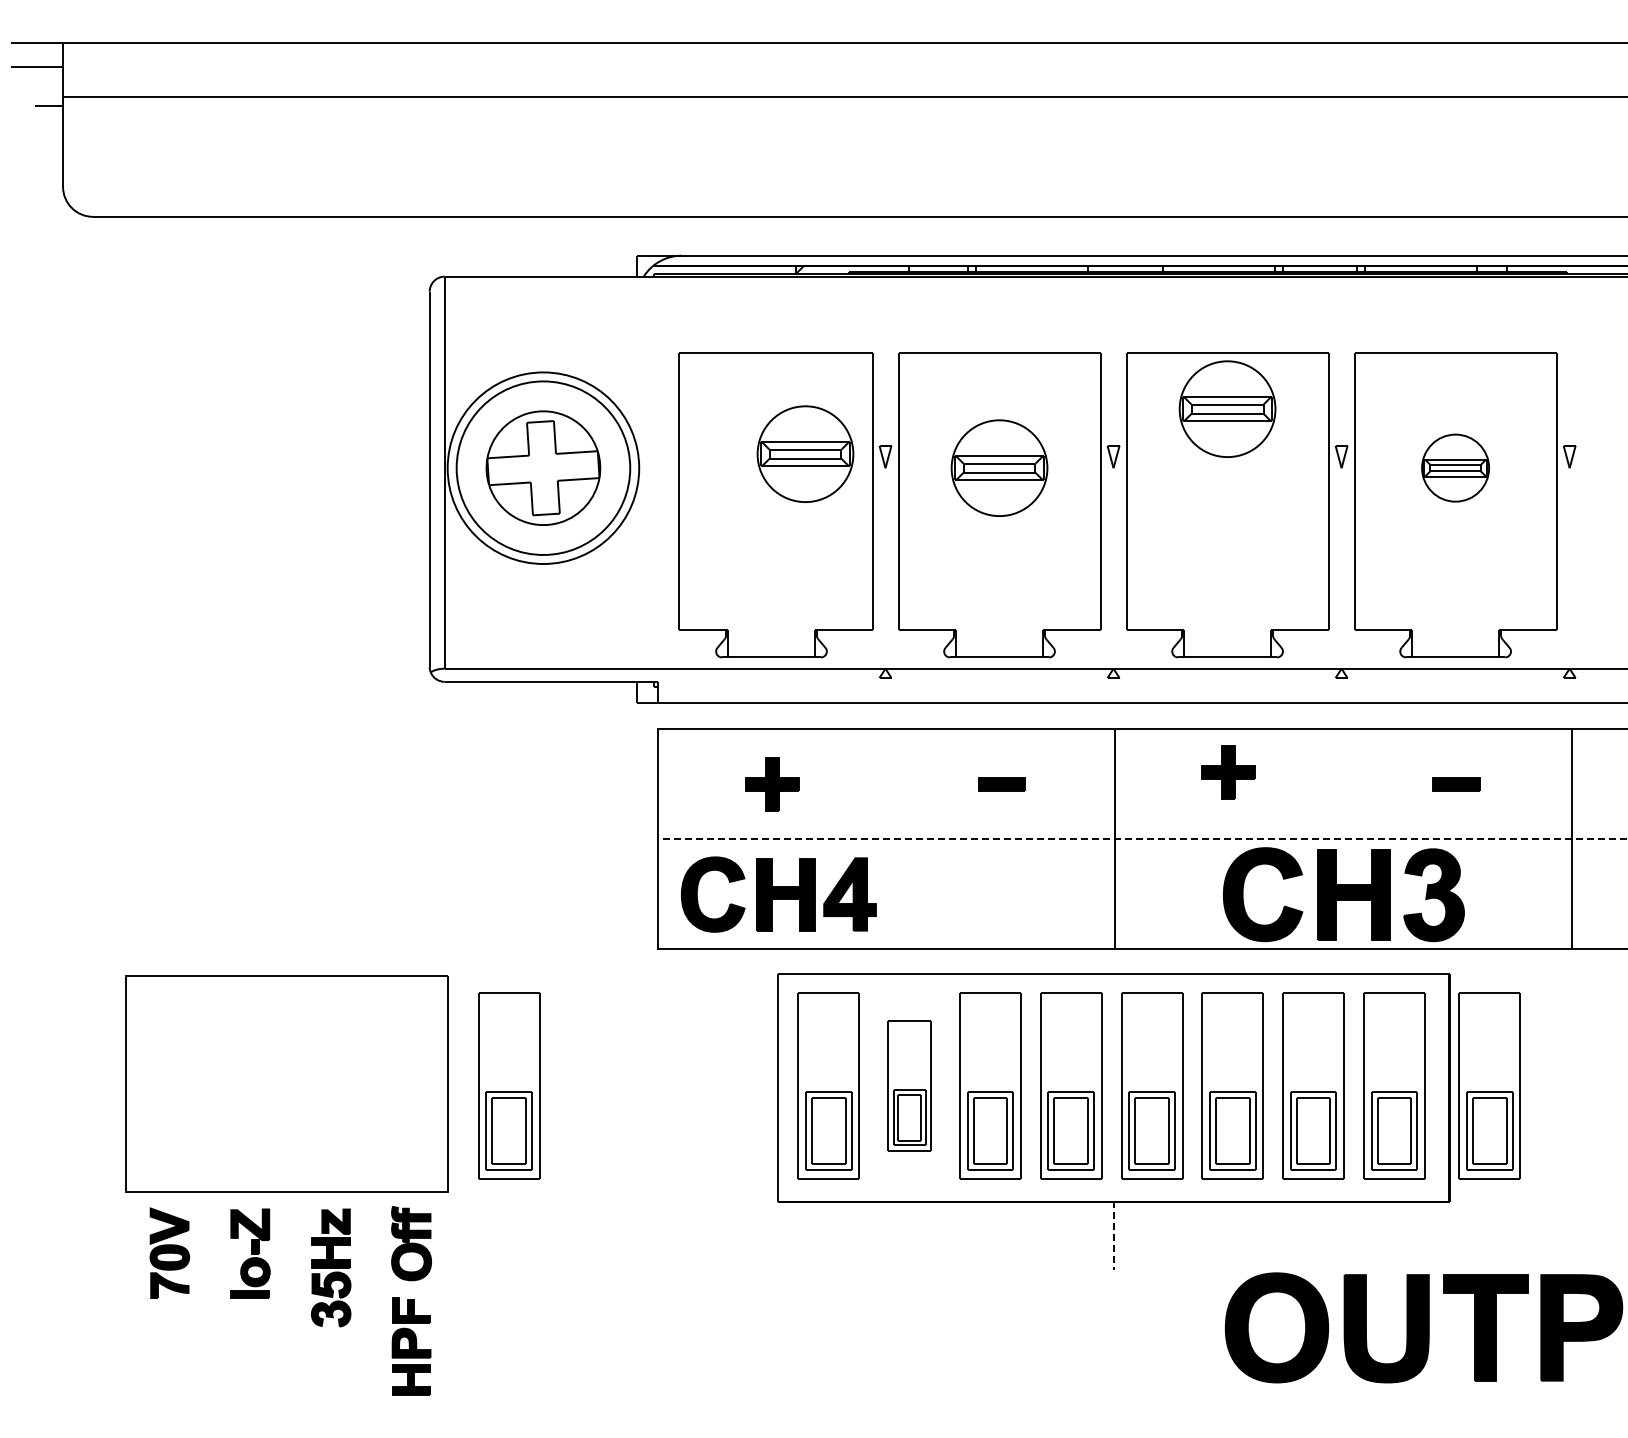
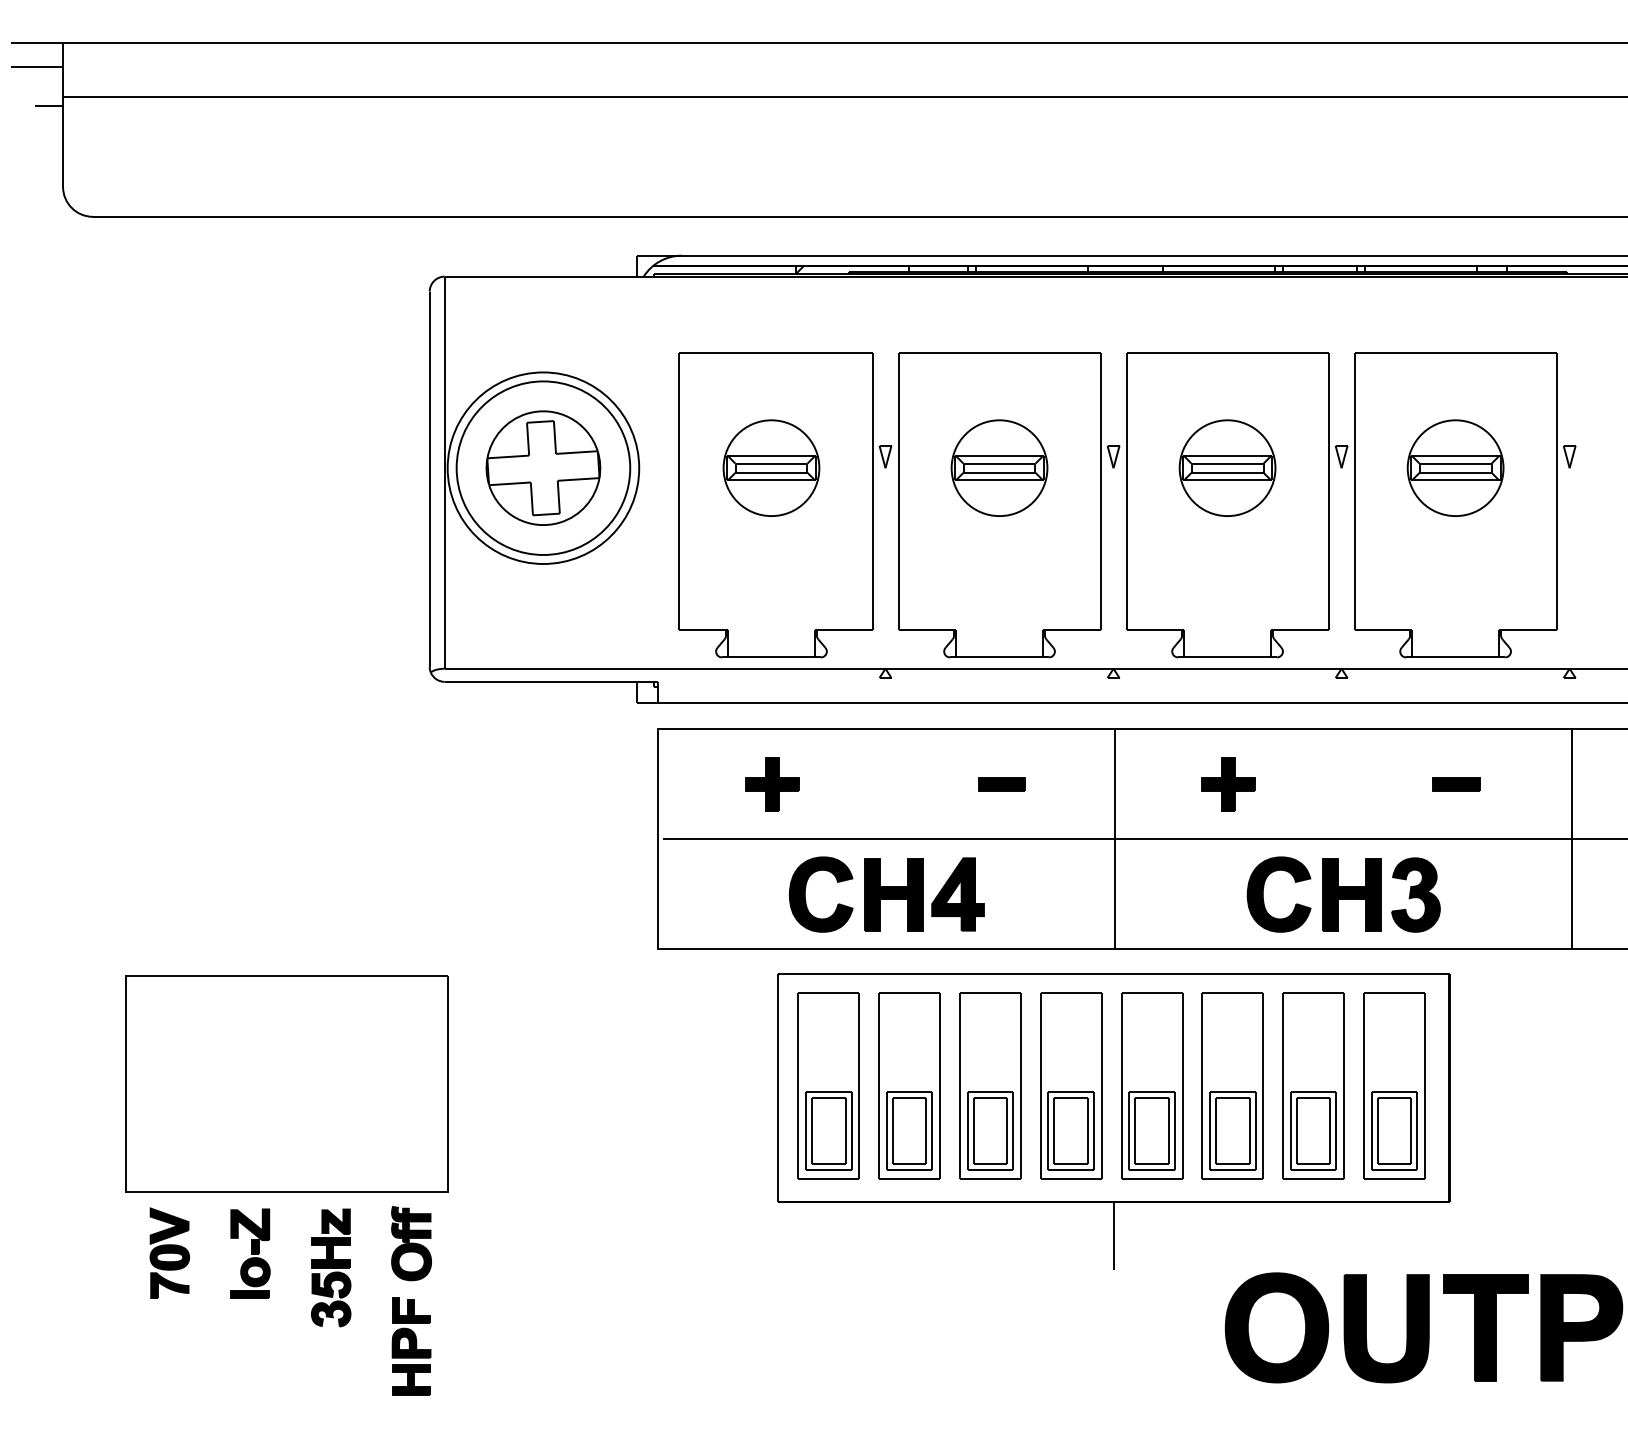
part position: (1227, 408) -> (1227, 467) (1227, 467)
part position: (805, 453) -> (771, 467) (771, 467)
part size: 69x70 px -> 99x98 px (1455, 467)
part position: (1228, 772) -> (1228, 784) (1228, 784)
line: dashed -> solid (1145, 839)
part position: (778, 894) -> (886, 894) (886, 894)
part size: 243x96 px -> 195x77 px (1343, 894)
part: present -> none (509, 1085)
part size: 45x132 px -> 63x188 px (909, 1085)
part: present -> none (1489, 1085)
line: dashed -> solid (1114, 1235)
